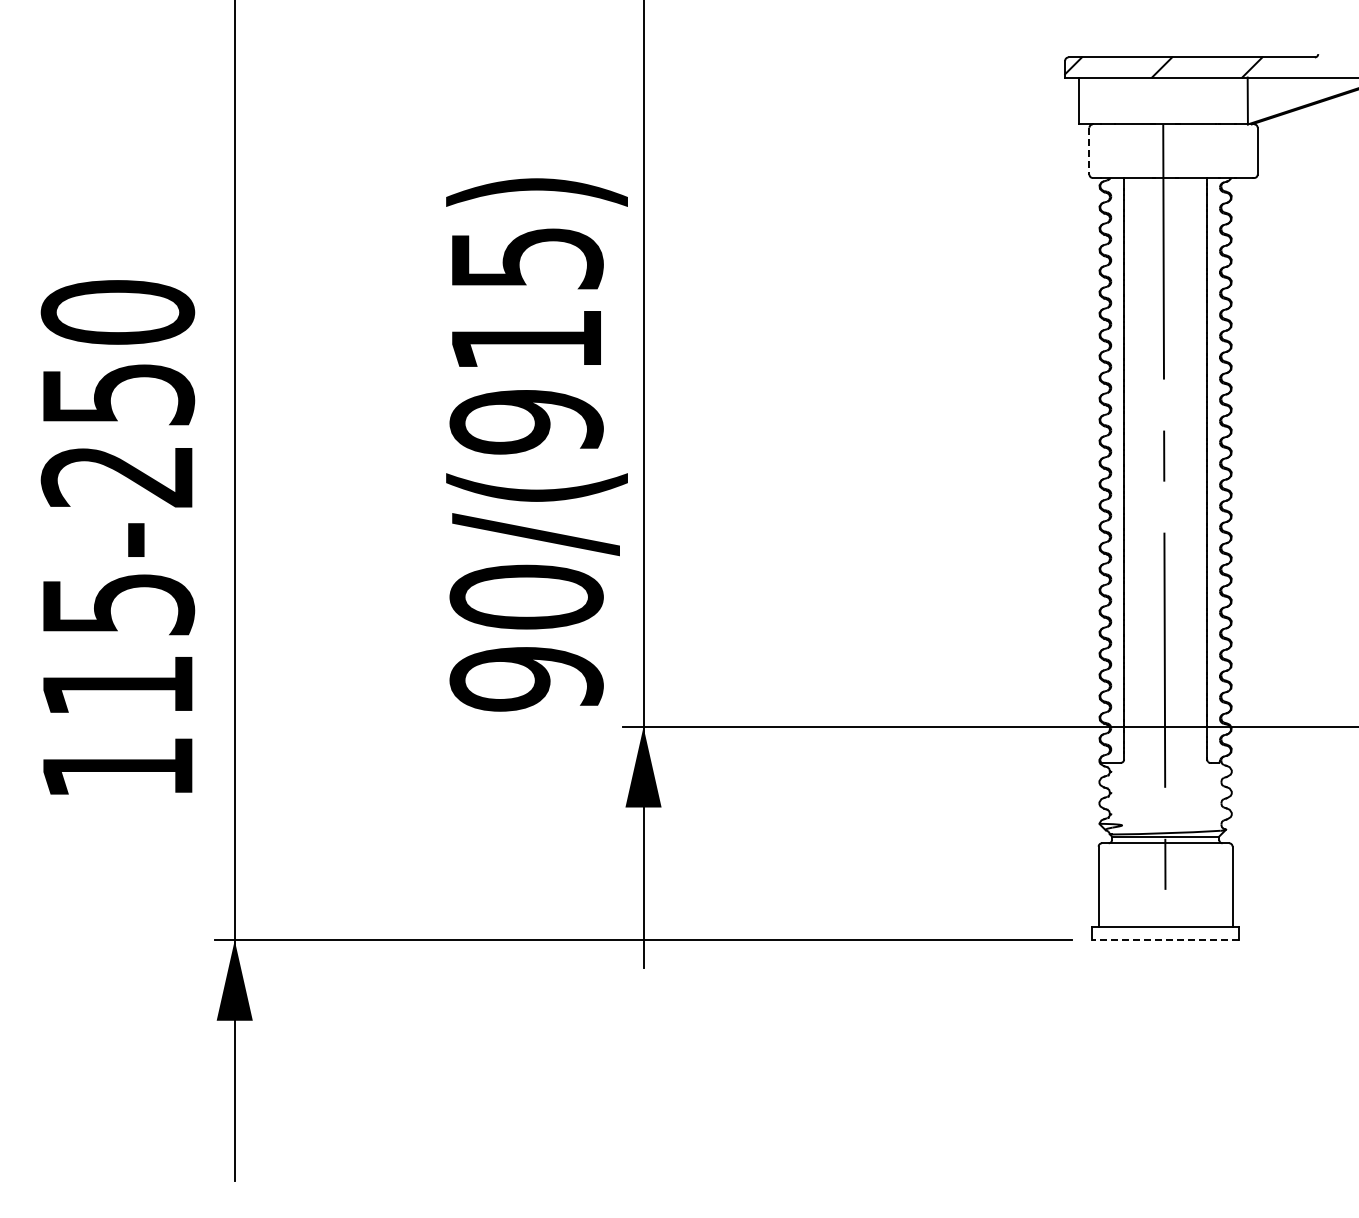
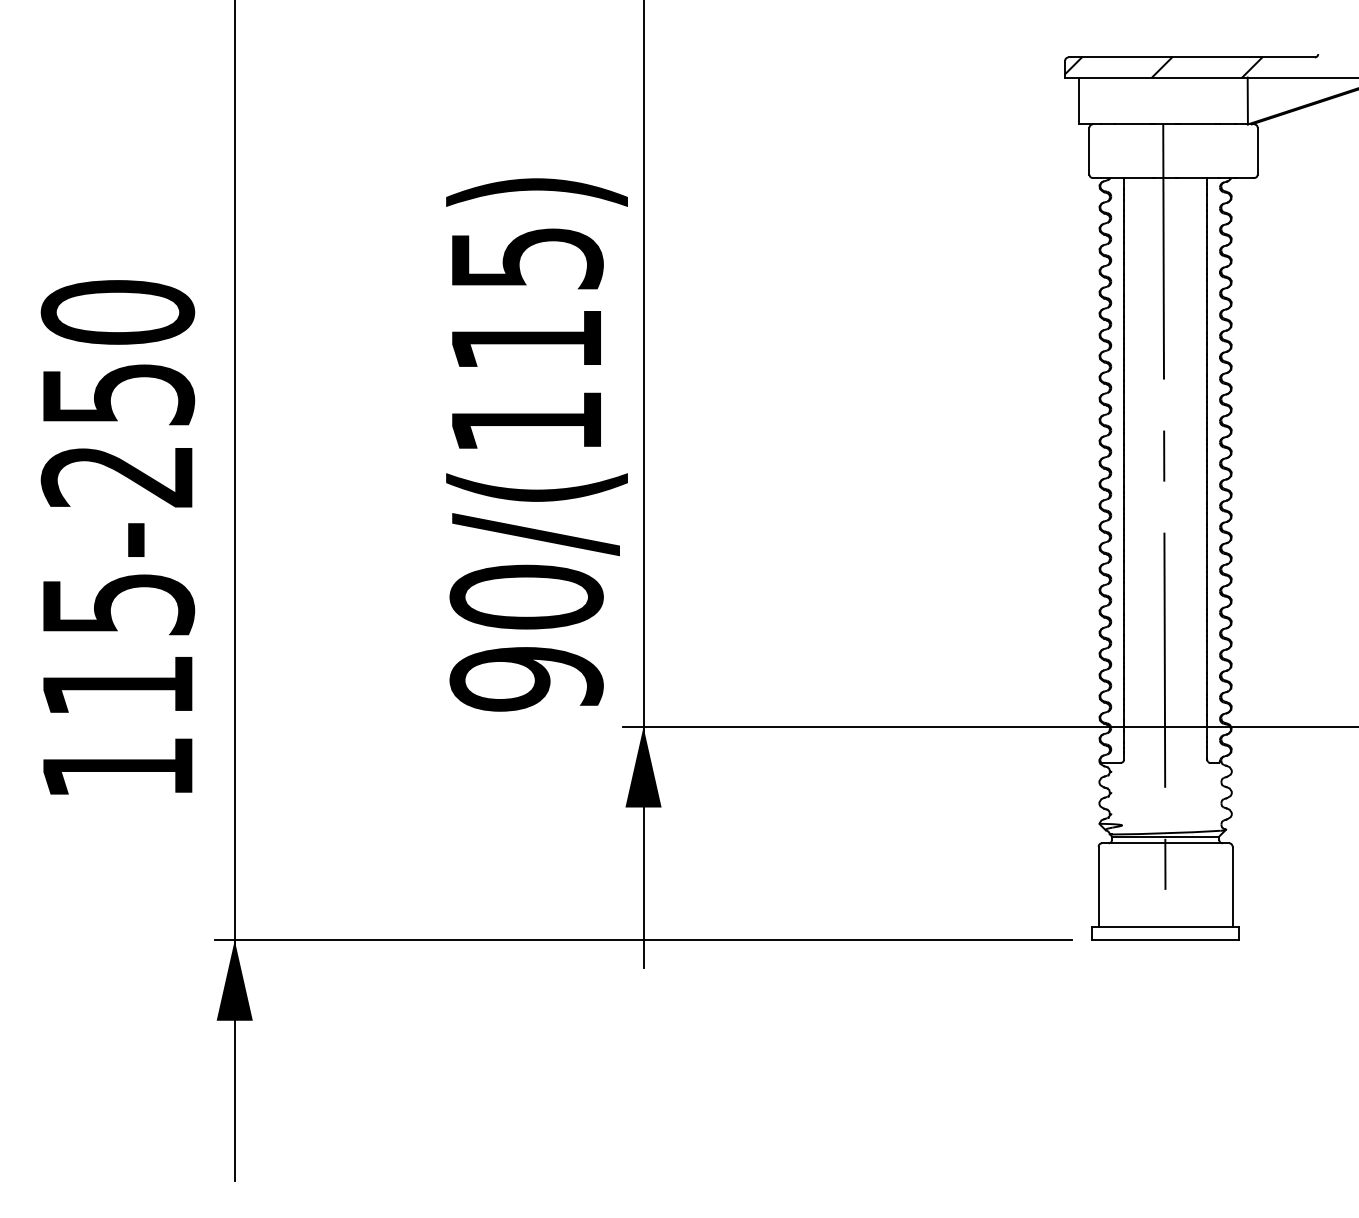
line: dashed -> solid (1089, 151)
text: 90/(915) -> 90/(115) (526, 422)
line: dashed -> solid (1165, 940)
